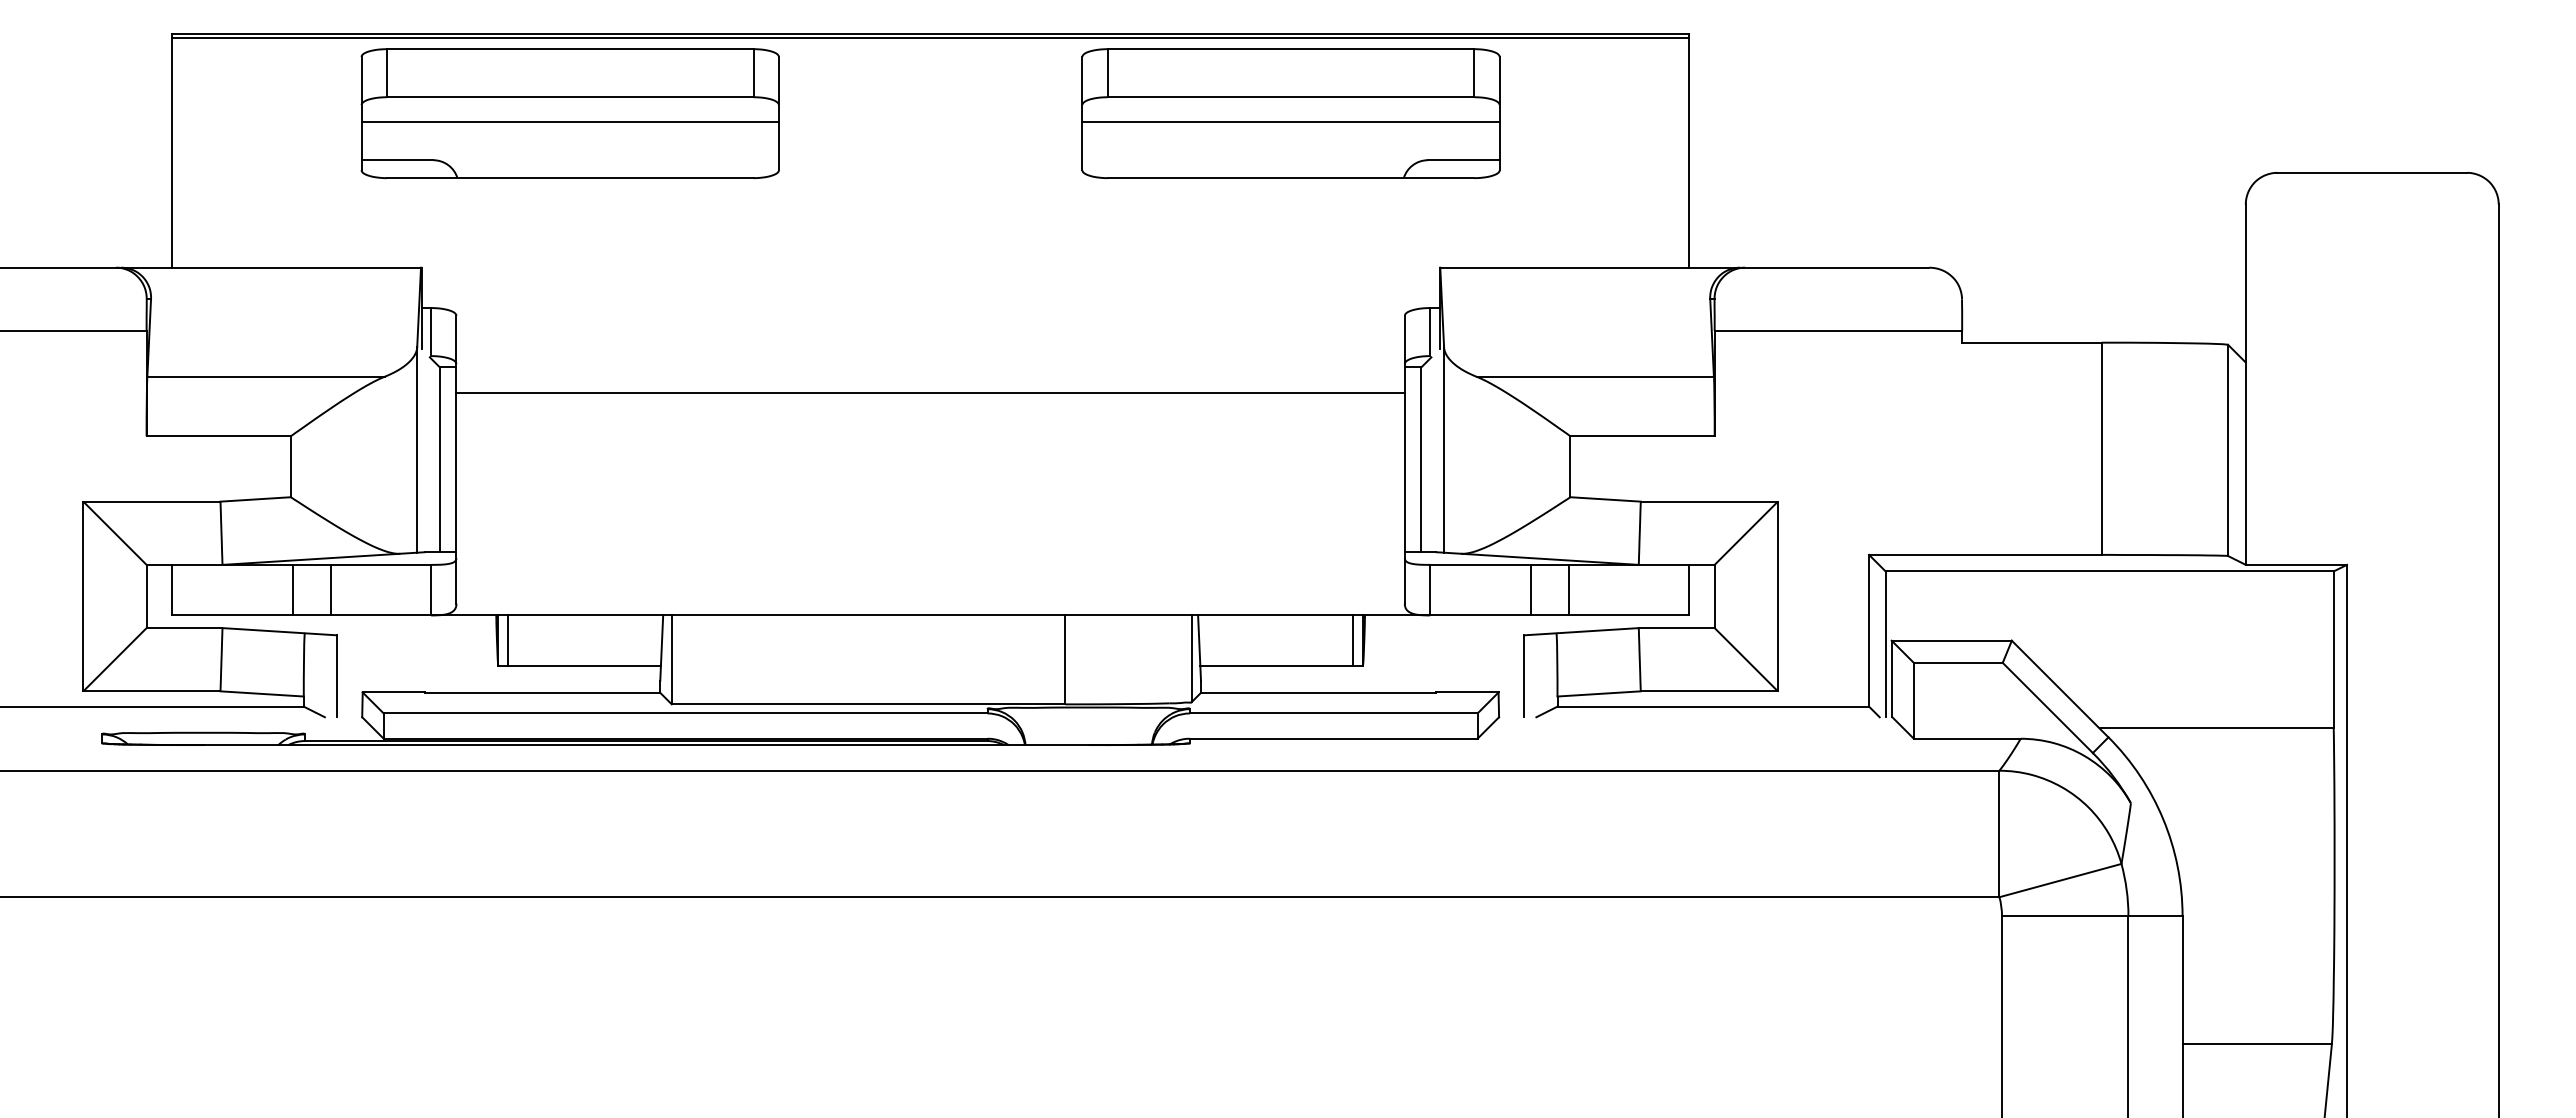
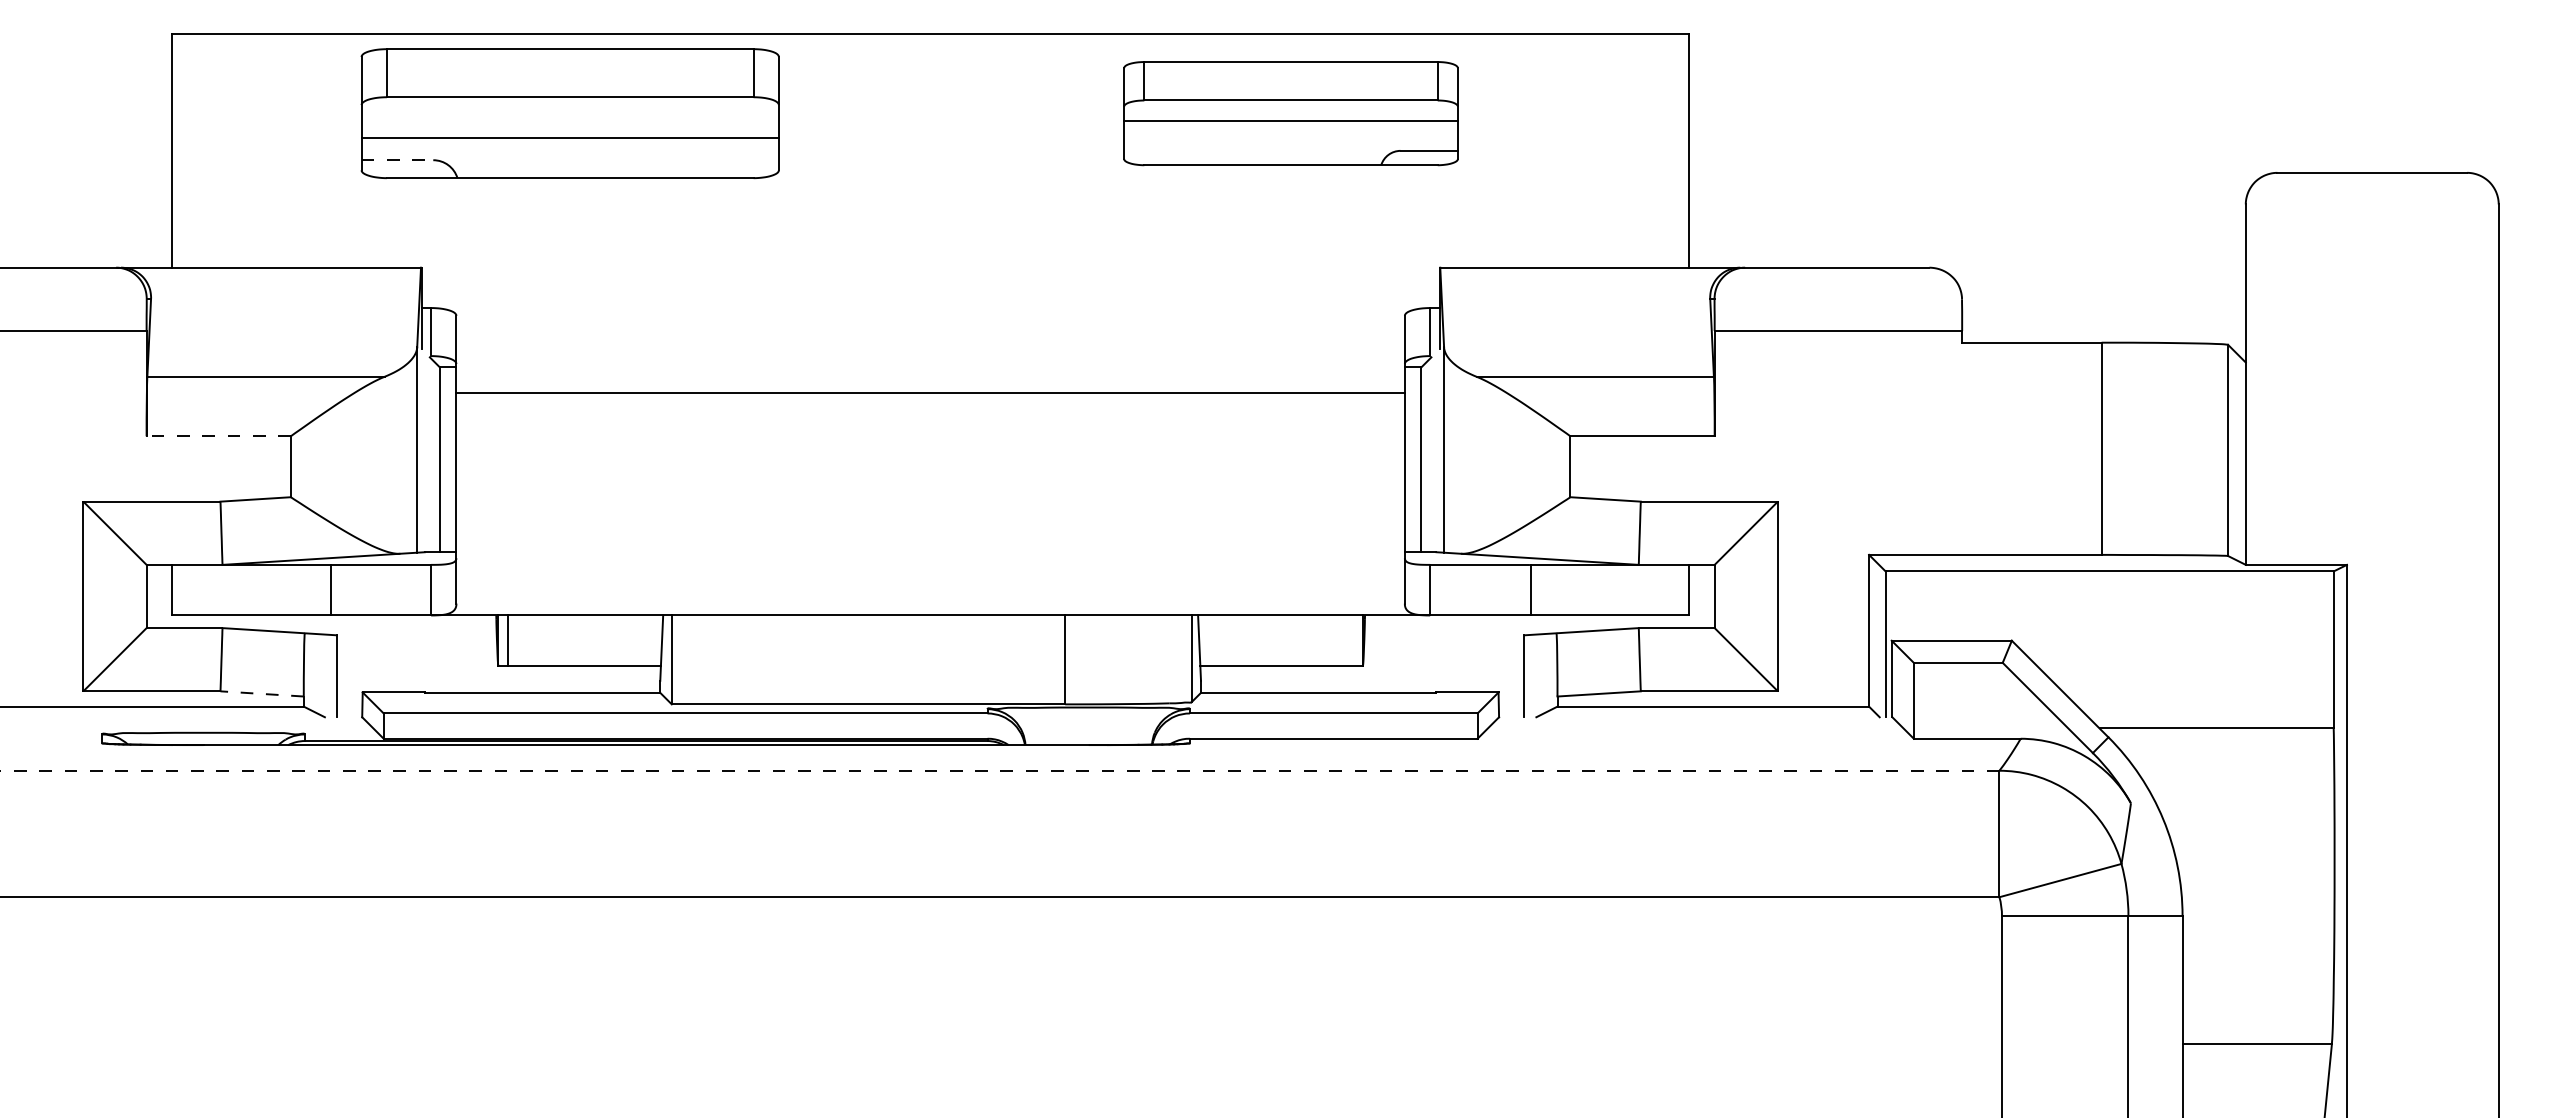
line: present -> none (930, 38)
part size: 420x131 px -> 336x106 px (1290, 113)
line position: (569, 122) -> (569, 138) (569, 138)
line: solid -> dashed (397, 160)
line: solid -> dashed (218, 436)
line: present -> none (292, 589)
line: present -> none (1568, 589)
line: present -> none (1352, 640)
line: solid -> dashed (262, 693)
line: solid -> dashed (999, 770)
